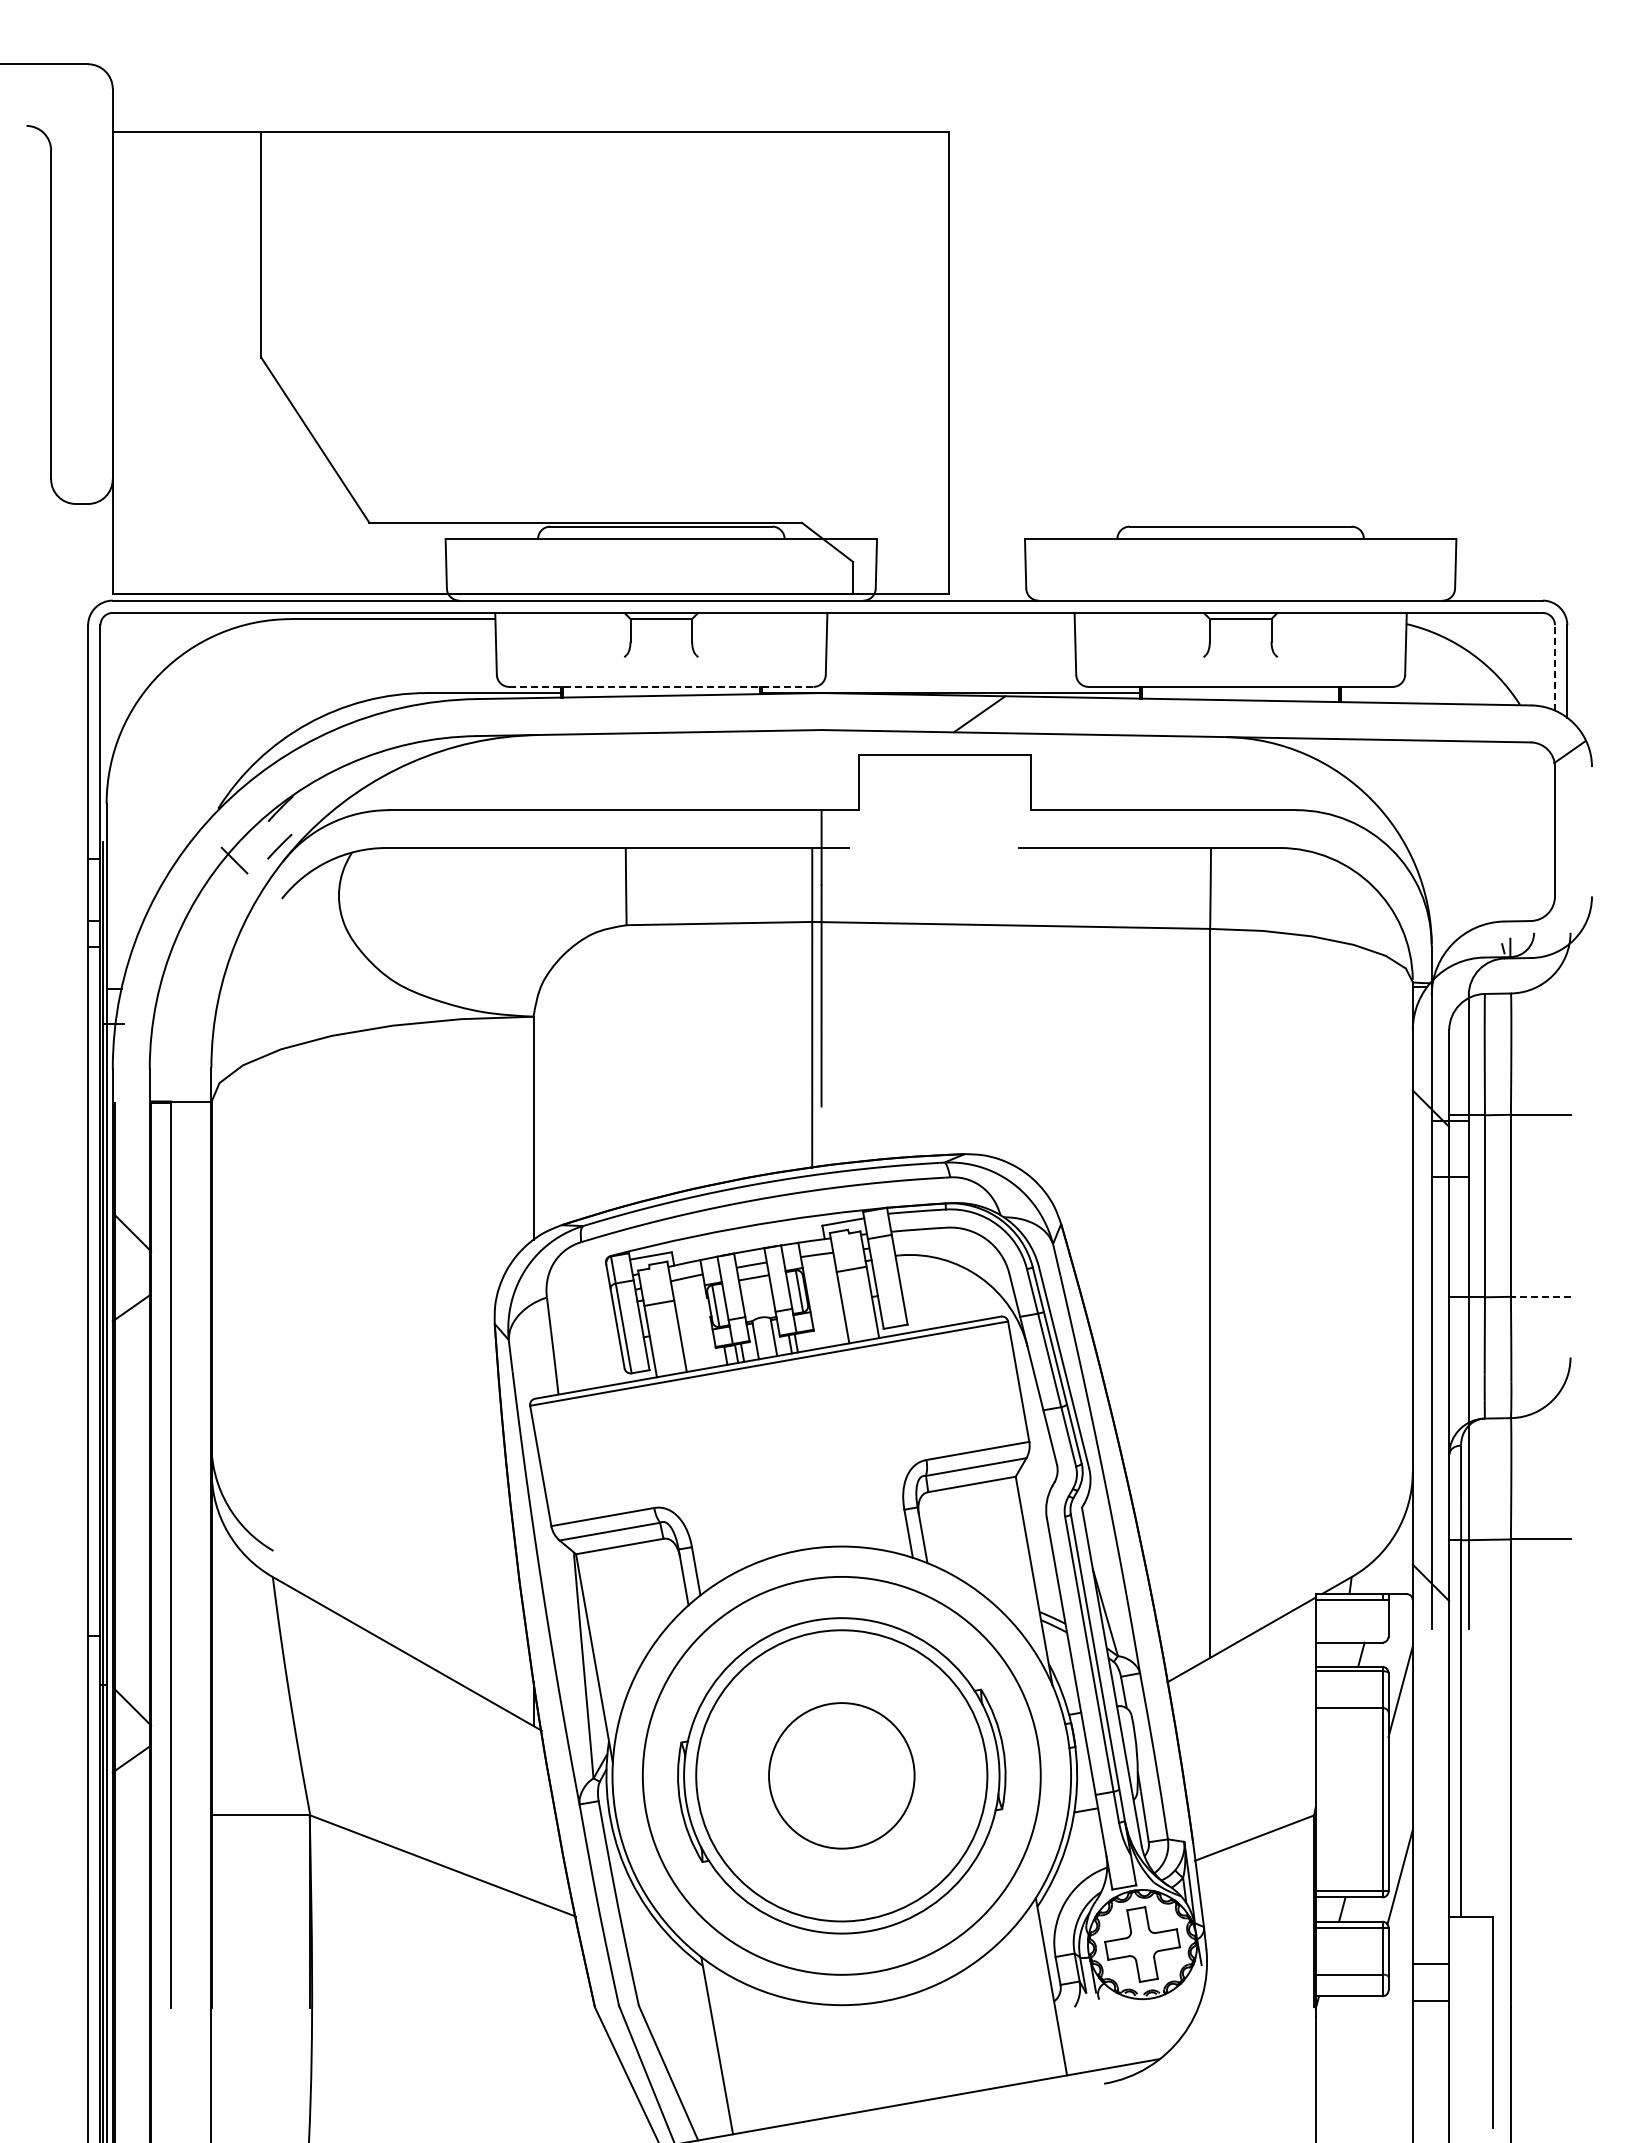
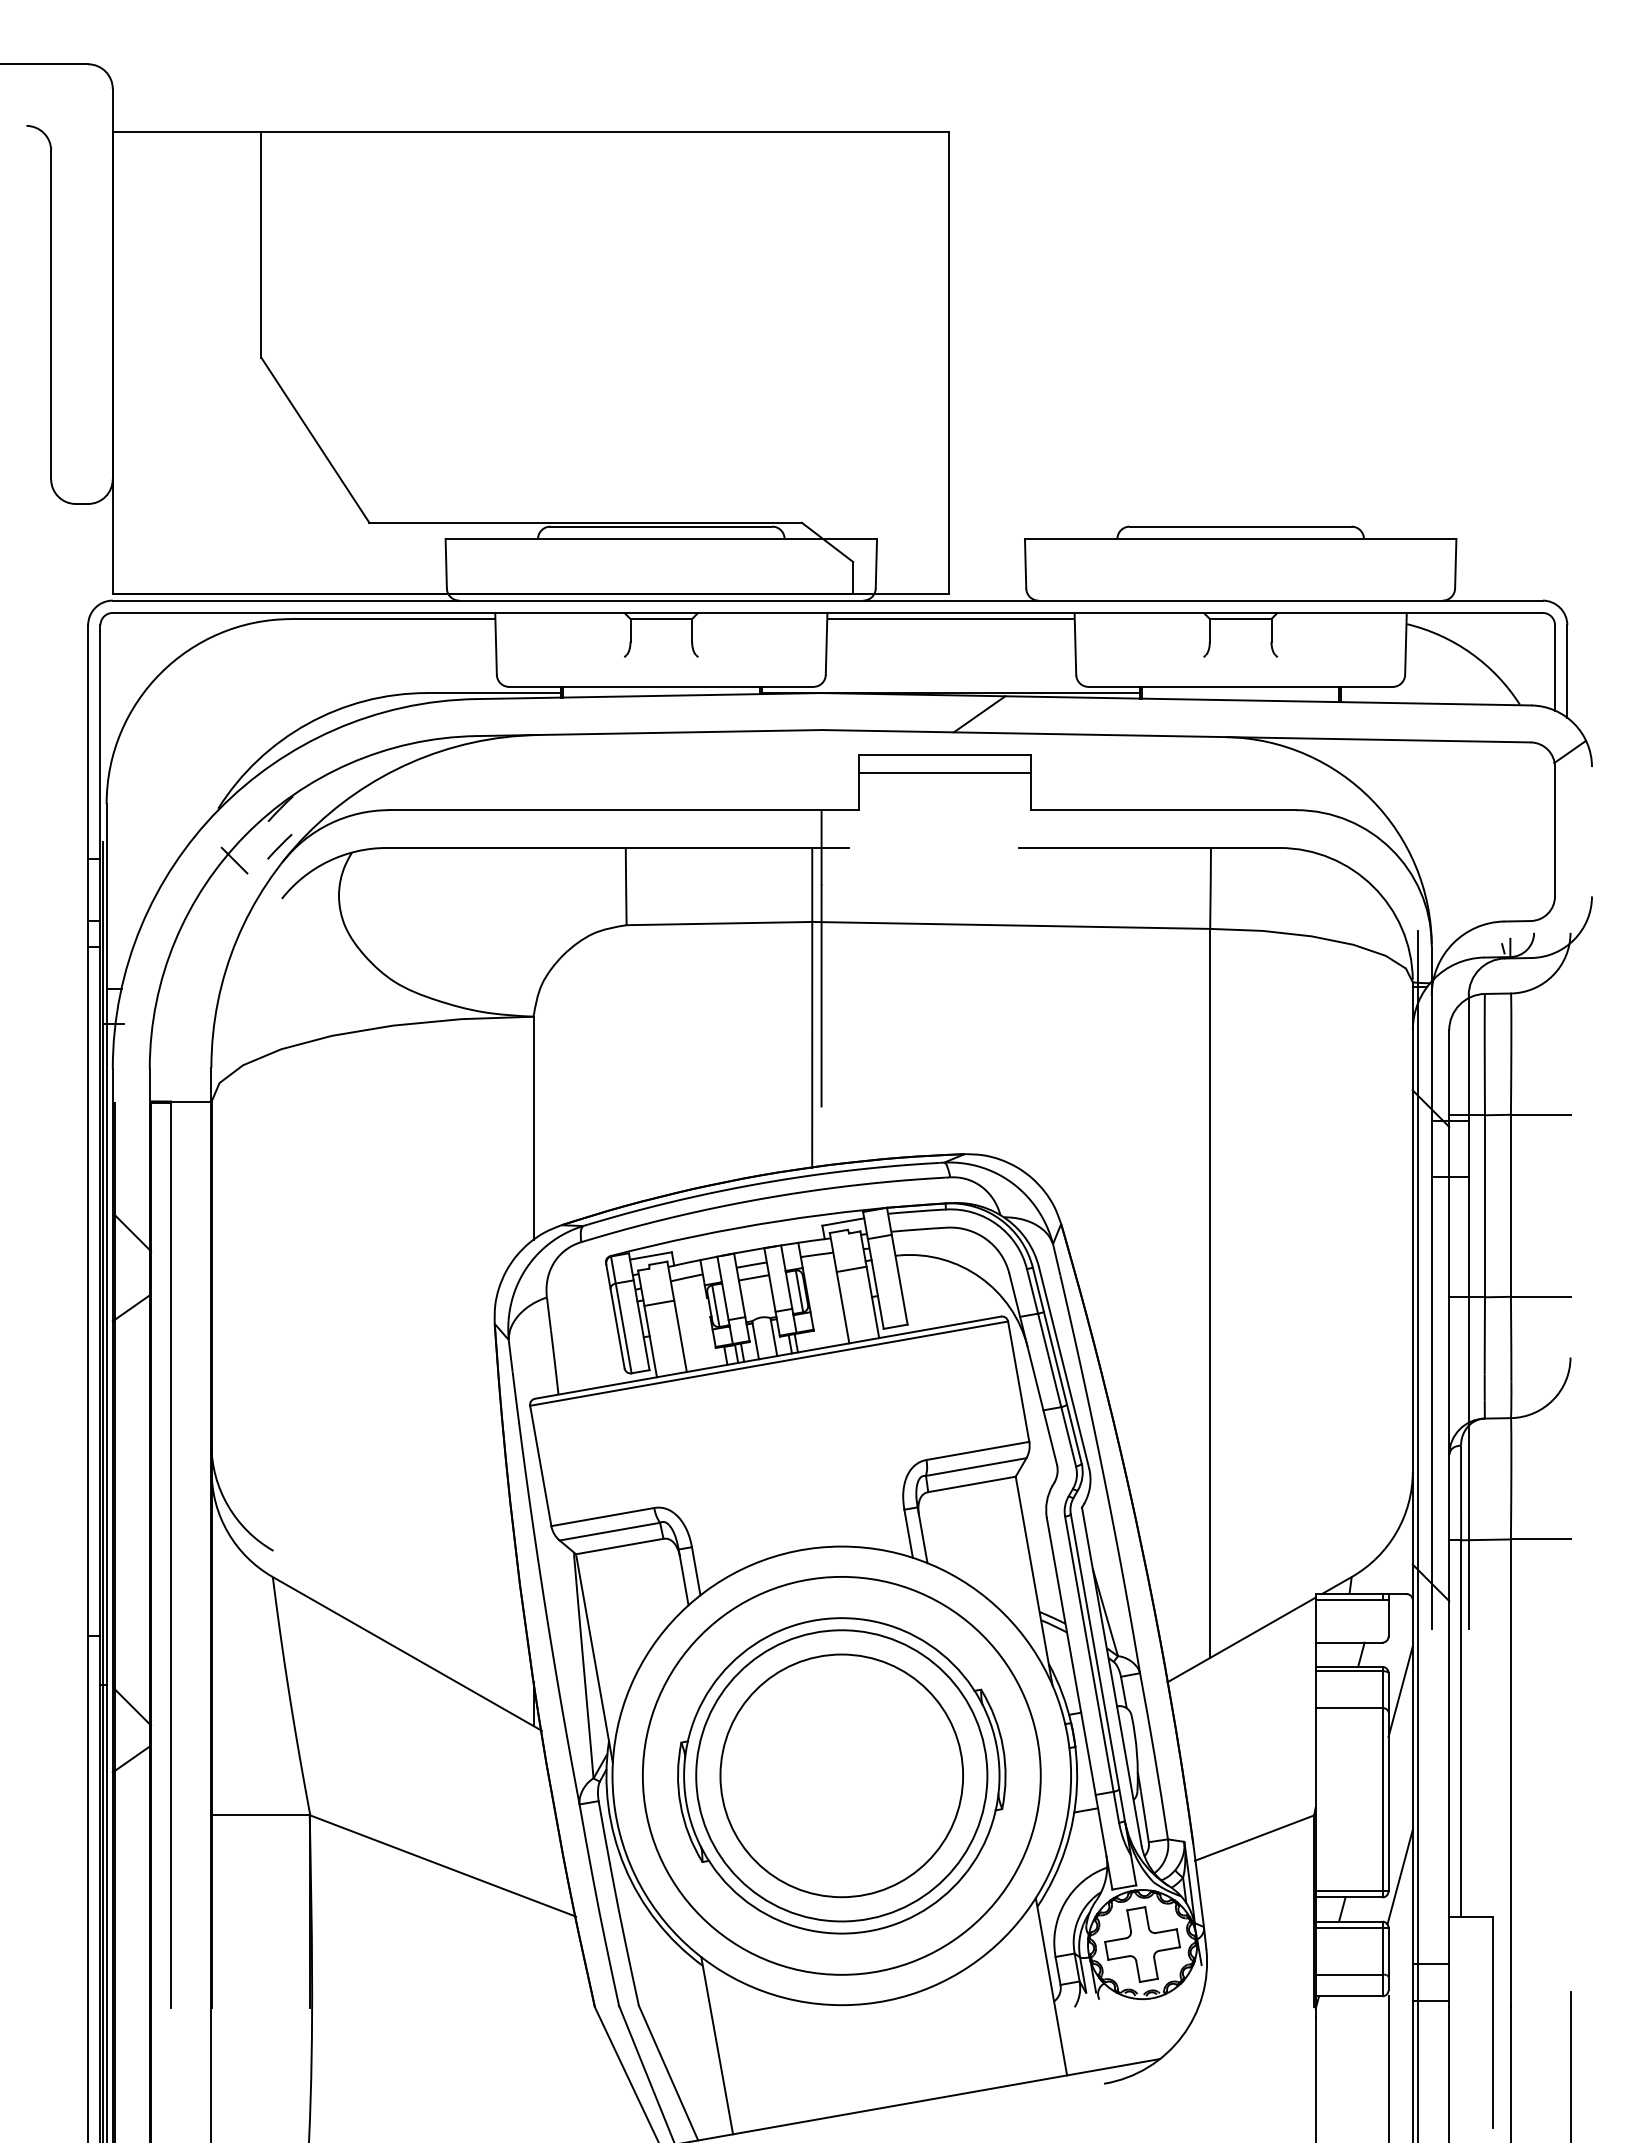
line: none -> present (950, 619)
line: dashed -> solid (1555, 667)
line: dashed -> solid (661, 686)
line: none -> present (944, 773)
line: dashed -> solid (1540, 1296)
line: none -> present (1417, 1535)
circle diameter: 146 px -> 243 px (841, 1775)
line: none -> present (1570, 2065)
line: none -> present (1388, 2067)
